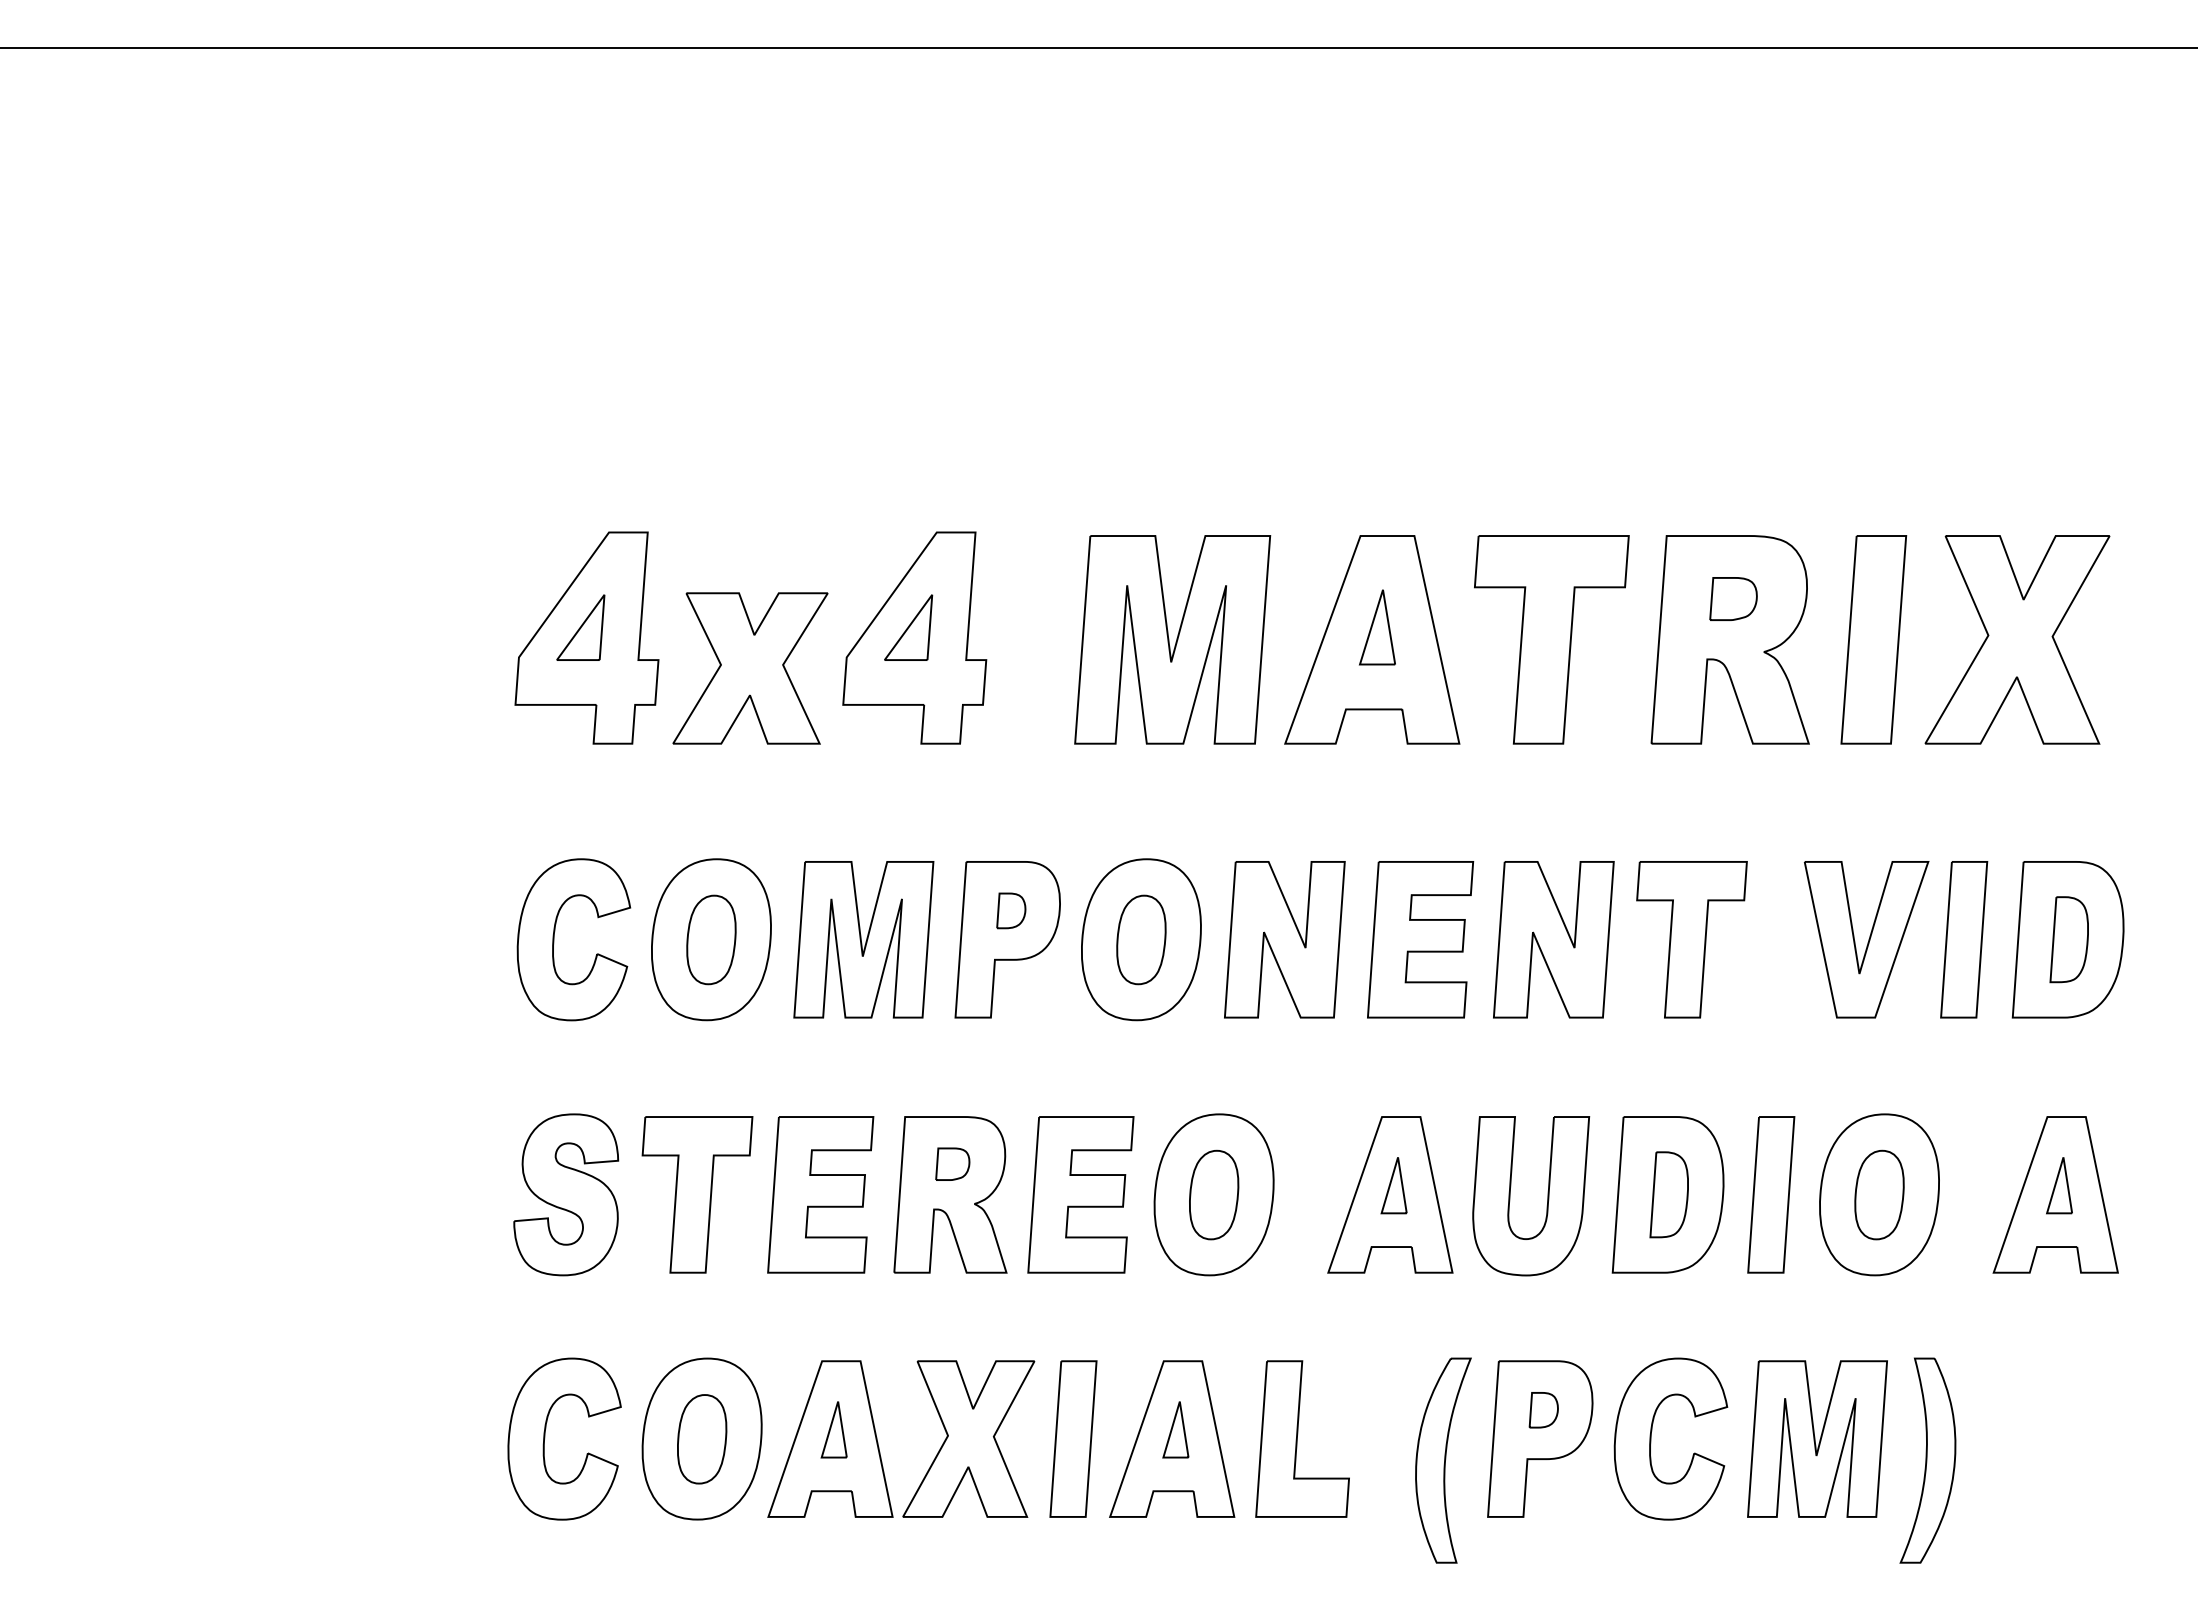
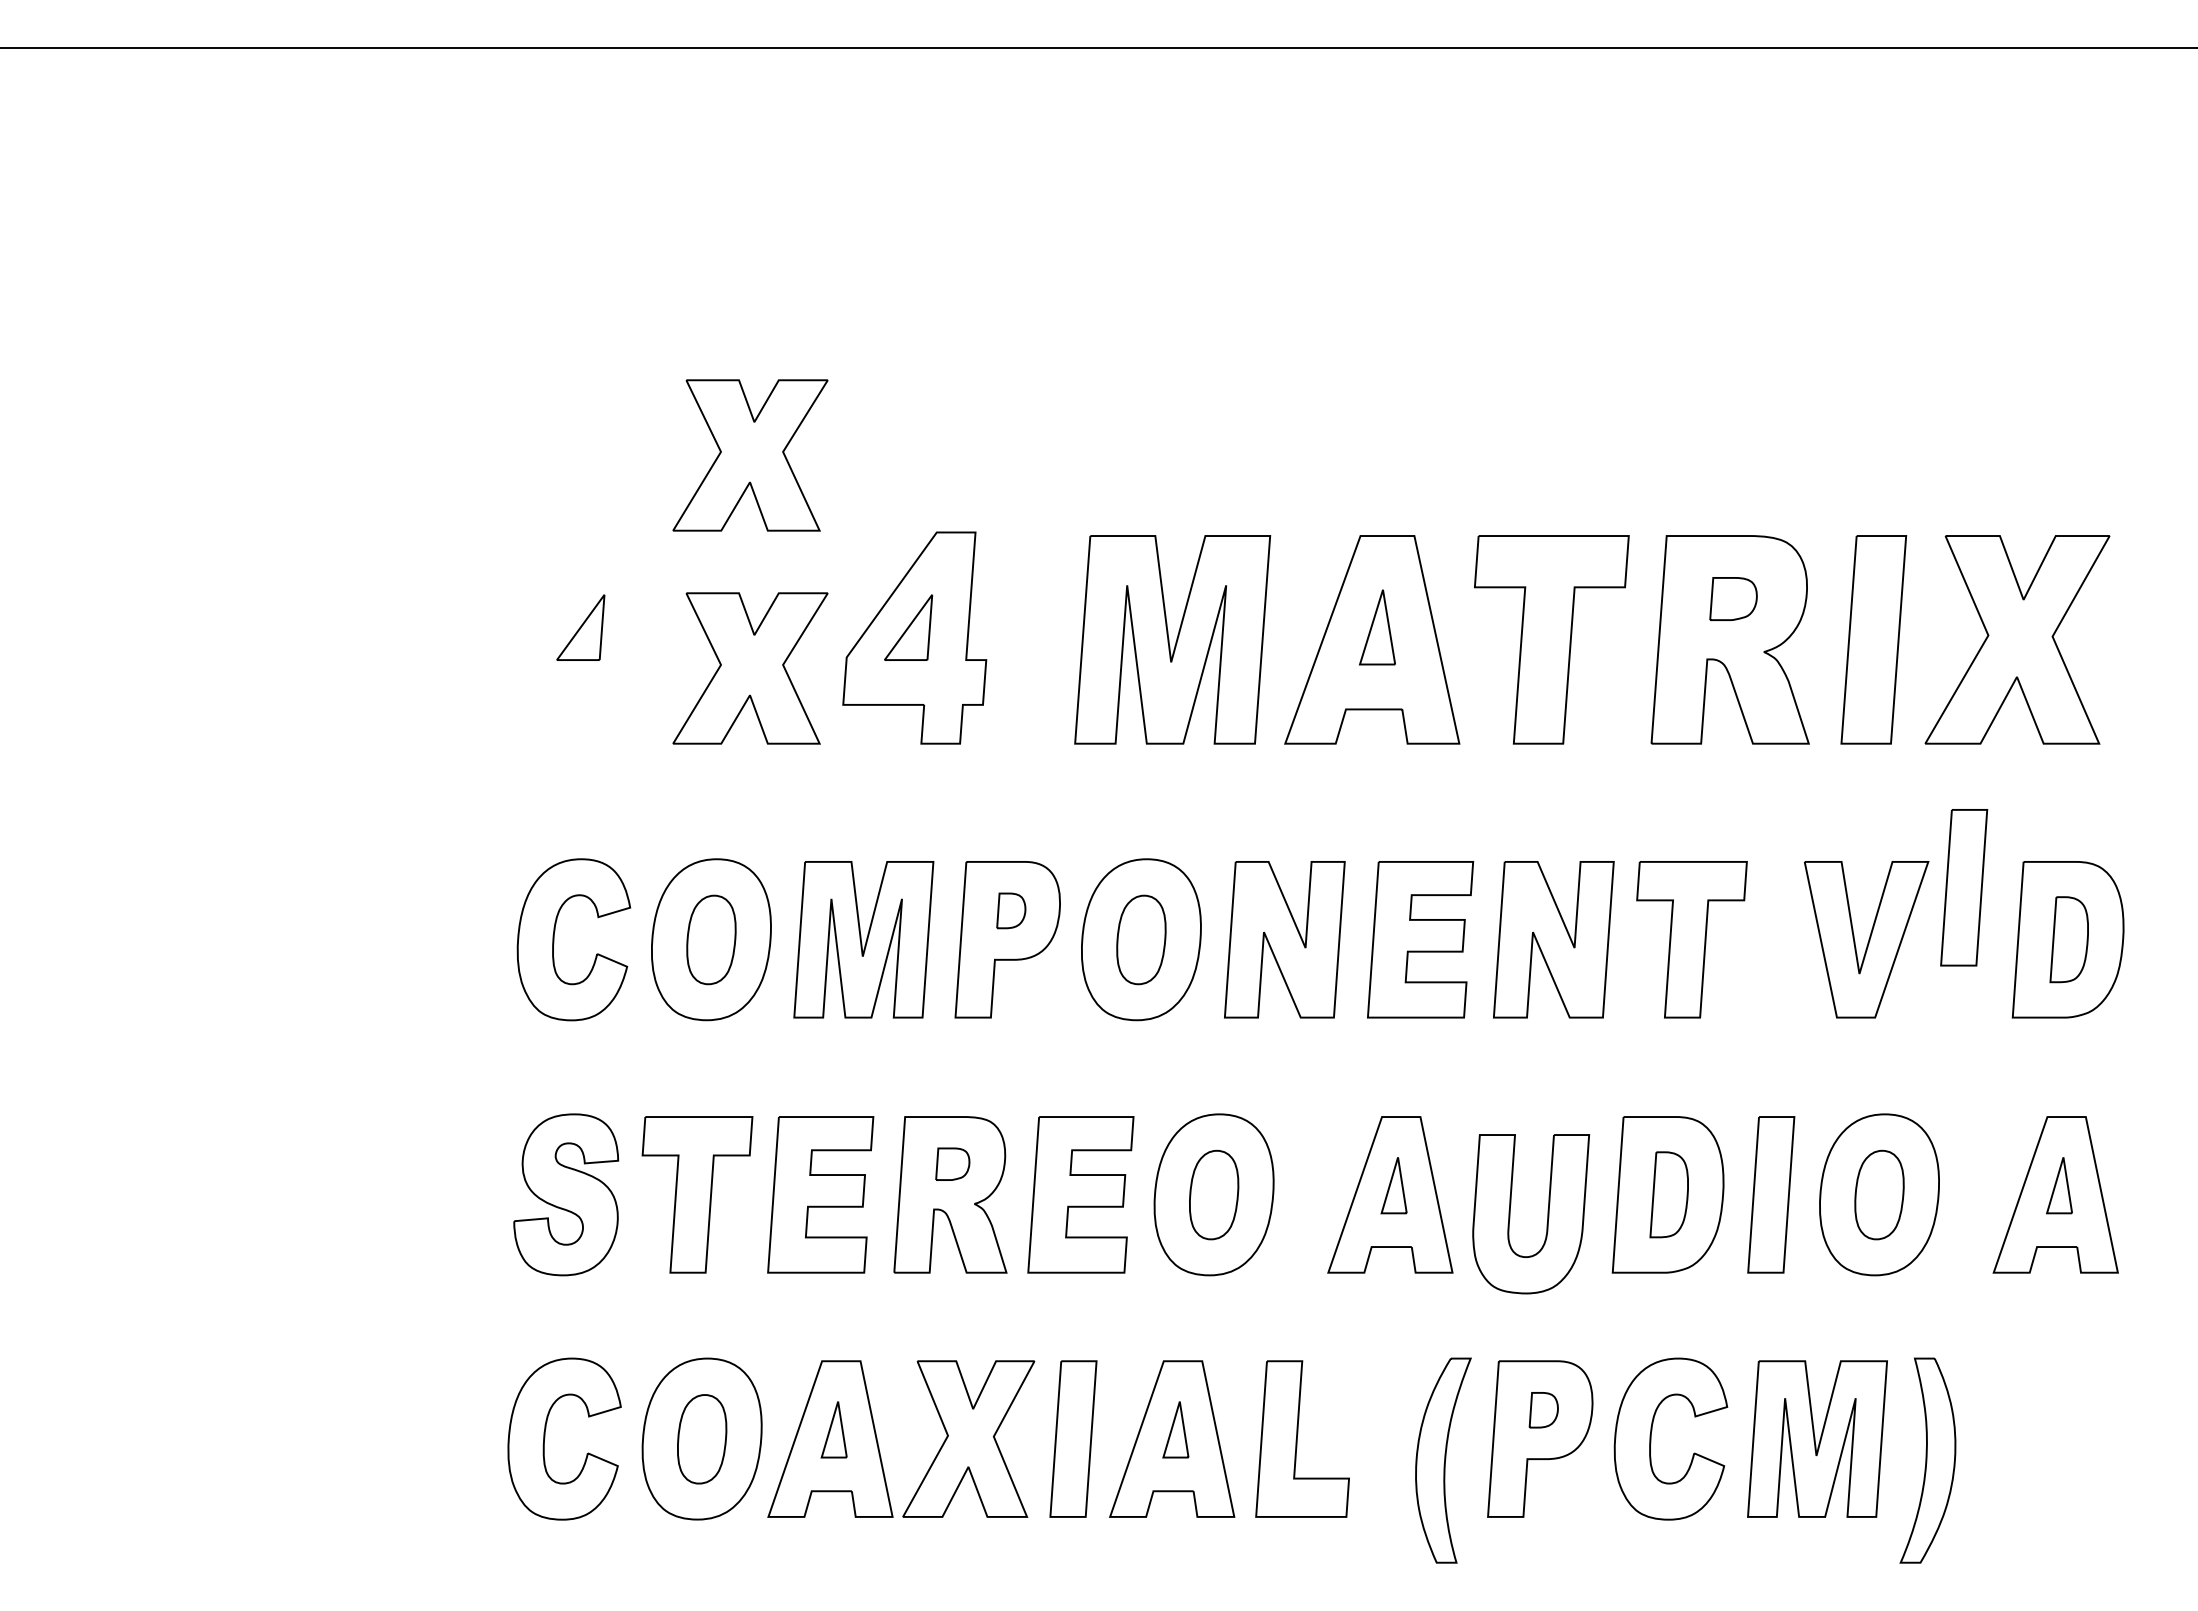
part: none -> present (750, 455)
part: present -> none (586, 637)
part position: (1964, 939) -> (1964, 887) (1964, 887)
part position: (1547, 1196) -> (1547, 1214) (1547, 1214)
